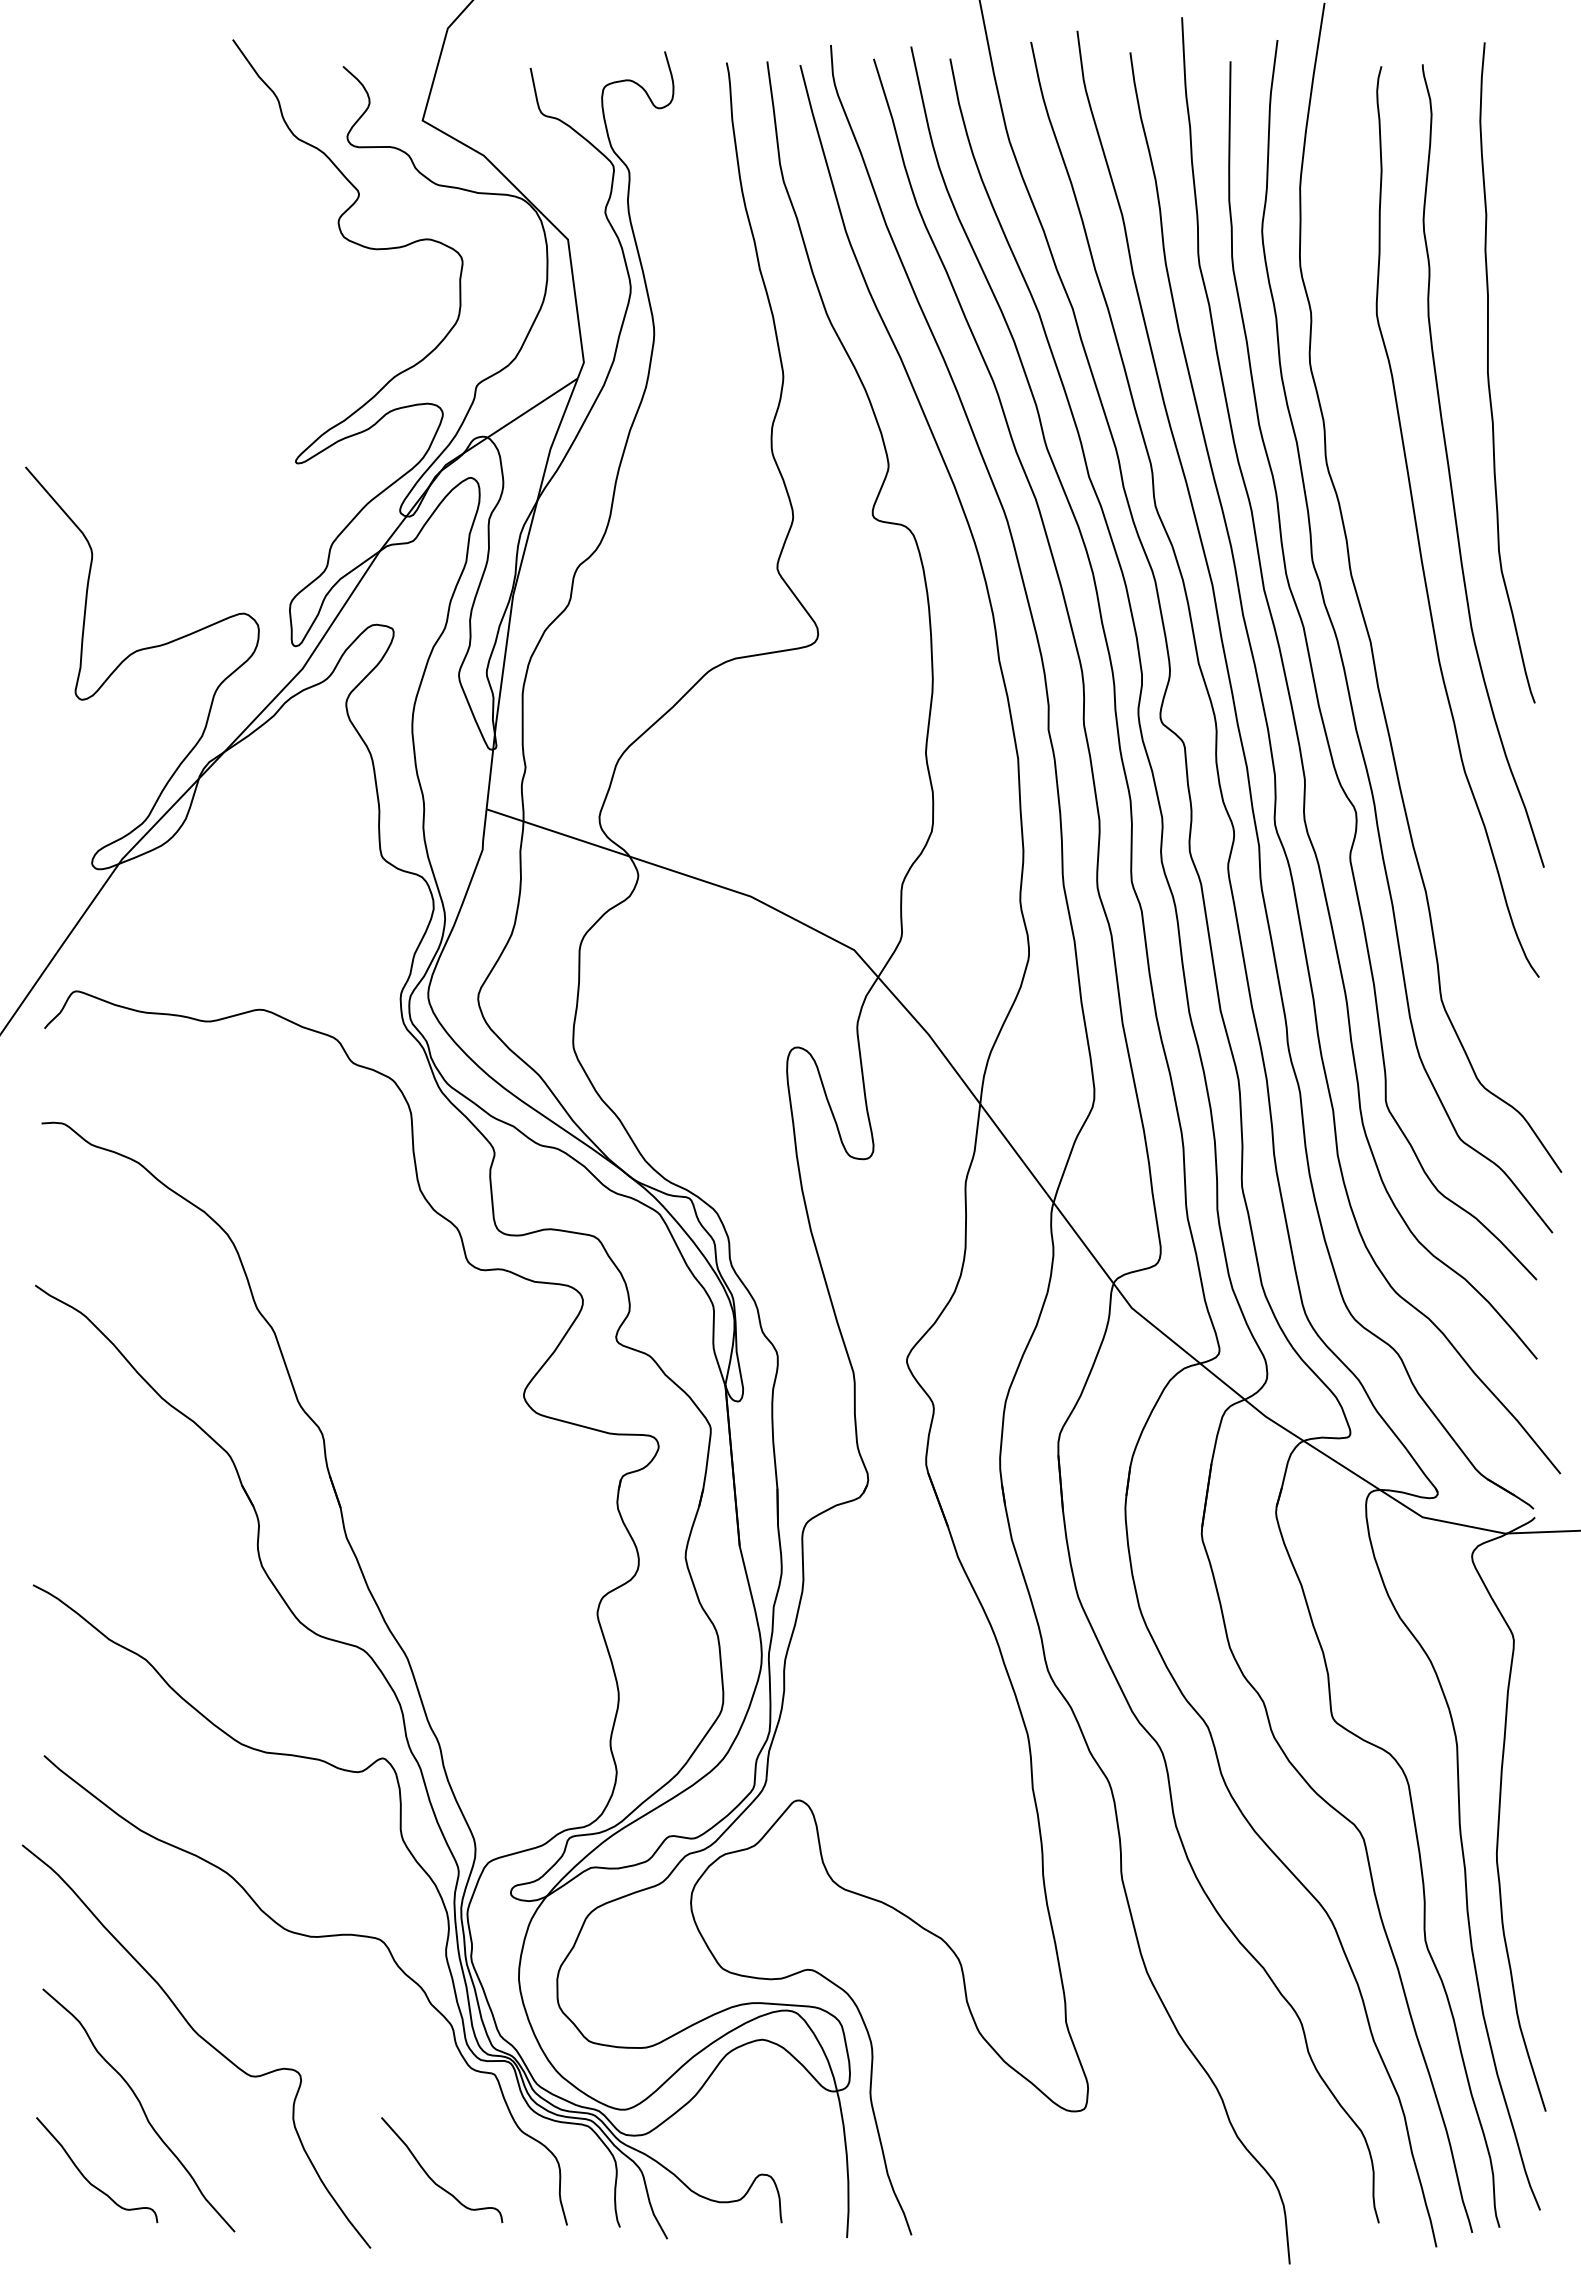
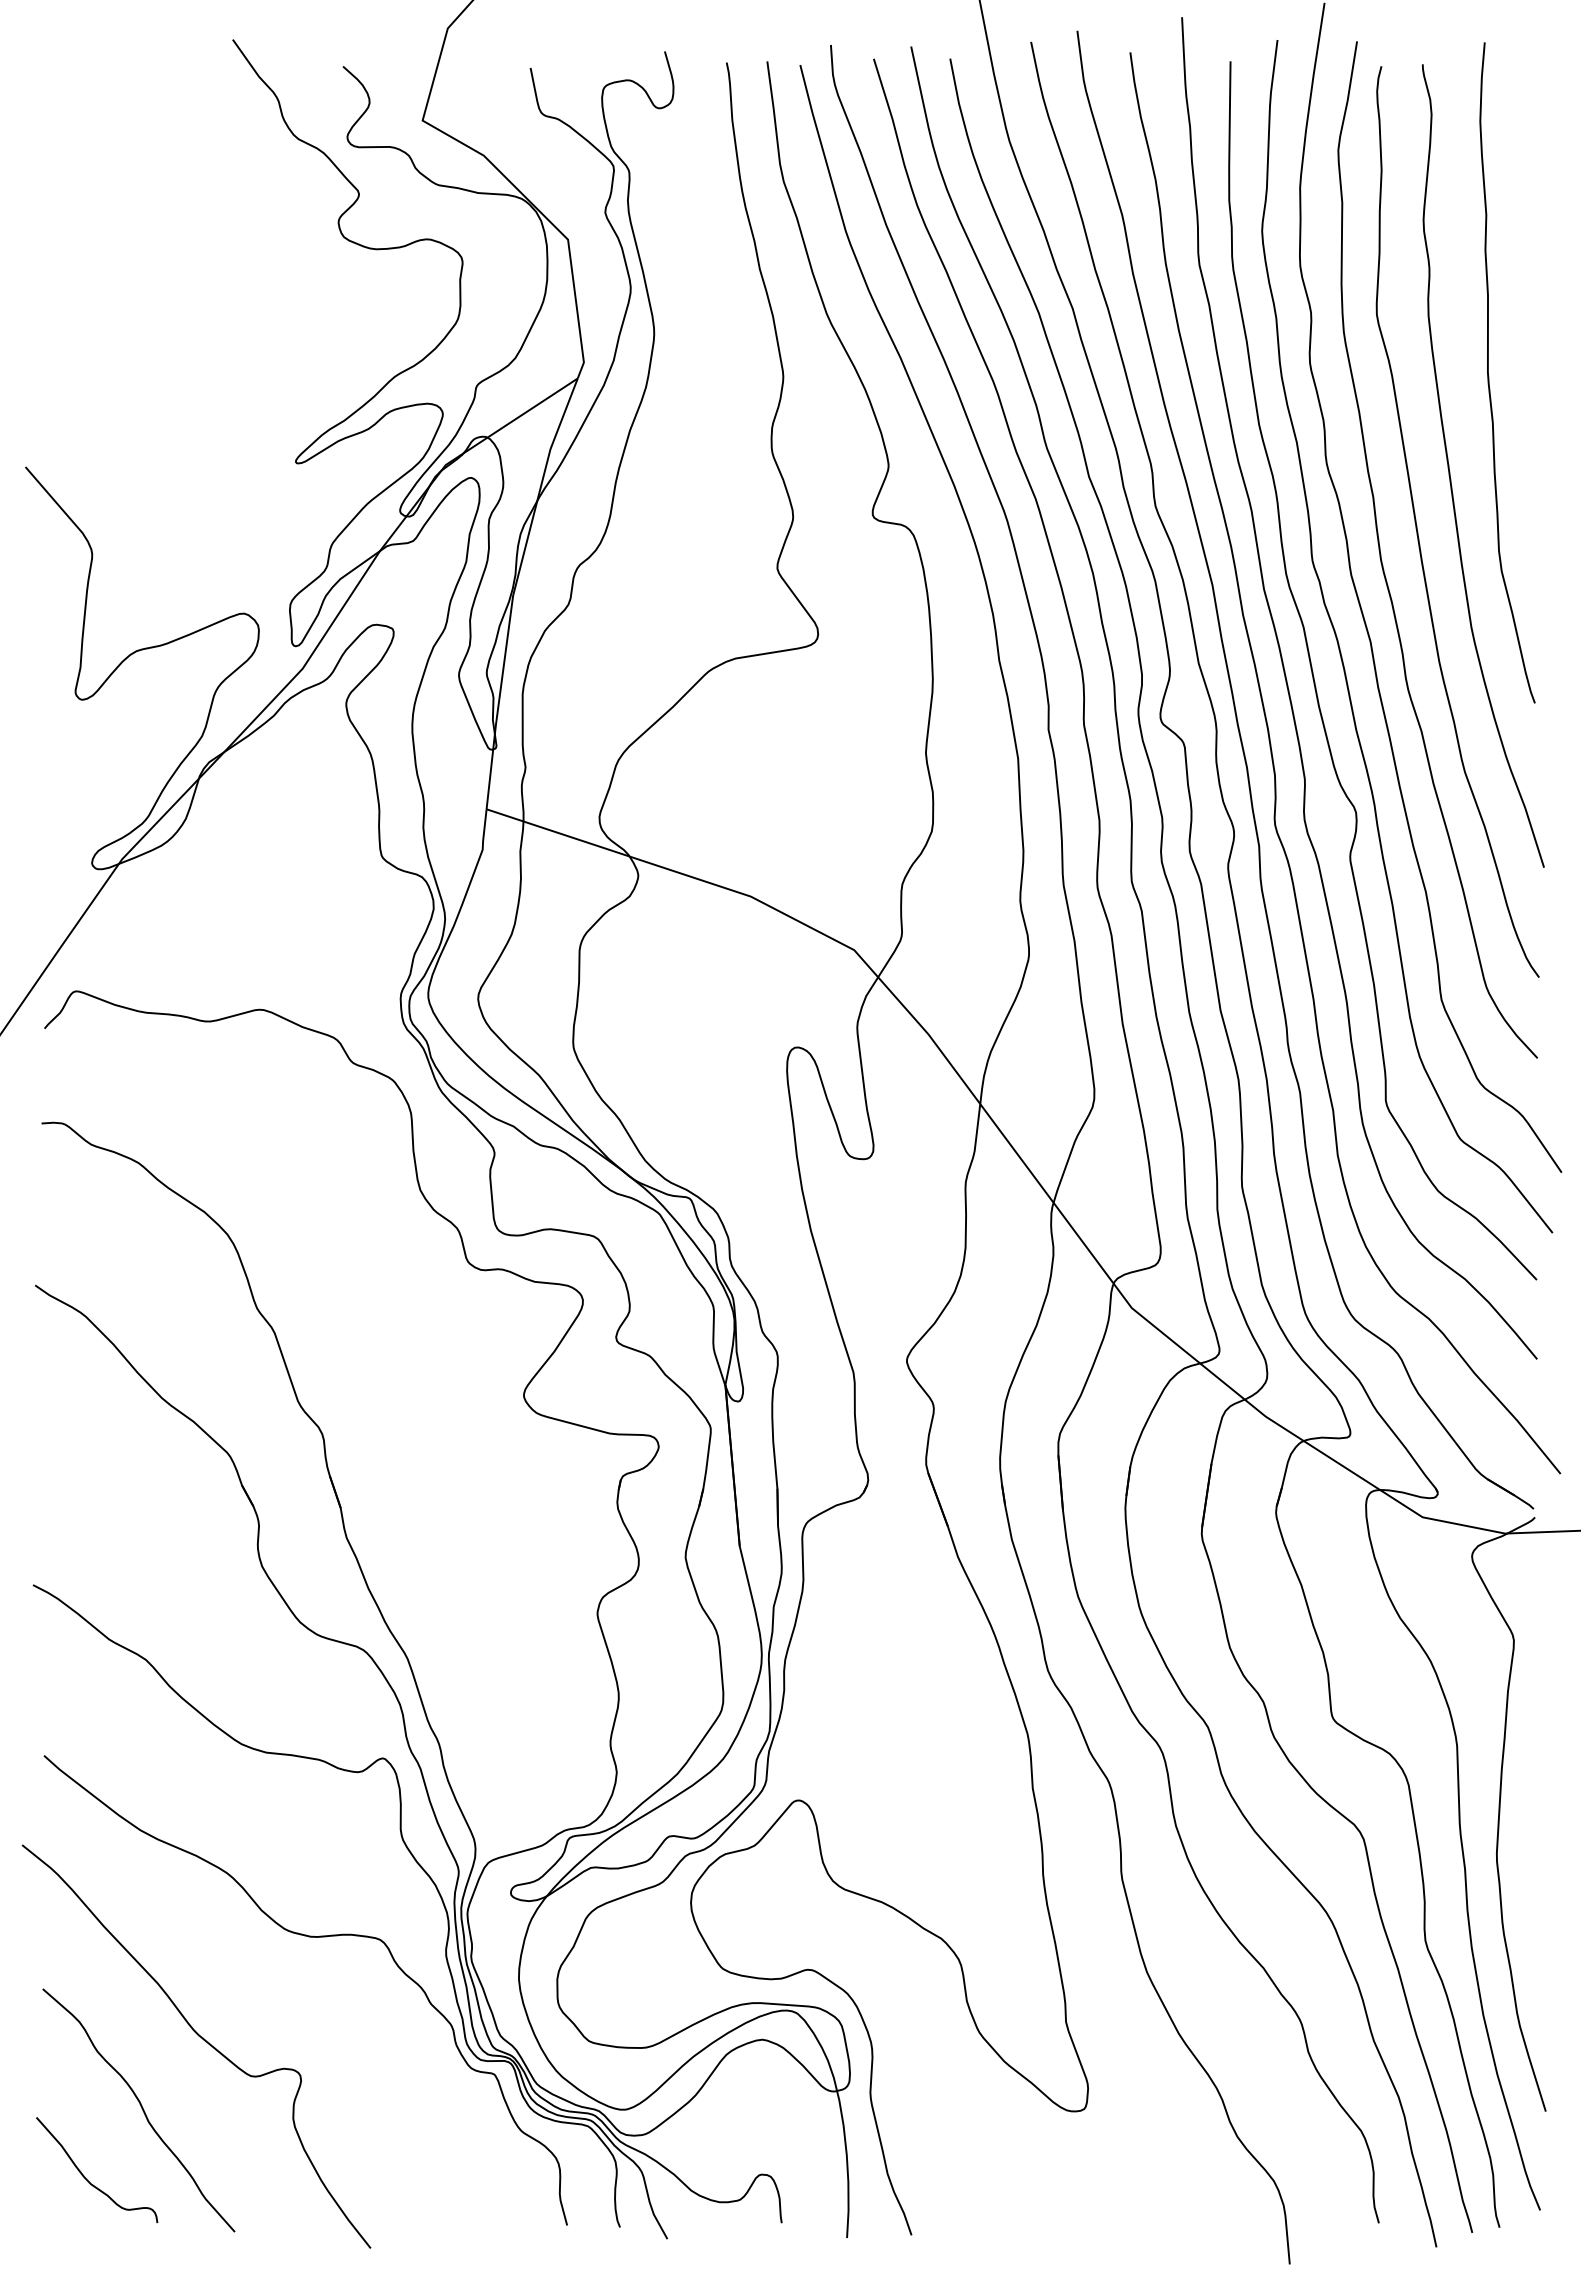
curve: none -> present (1382, 560)
curve: present -> none (432, 2179)
